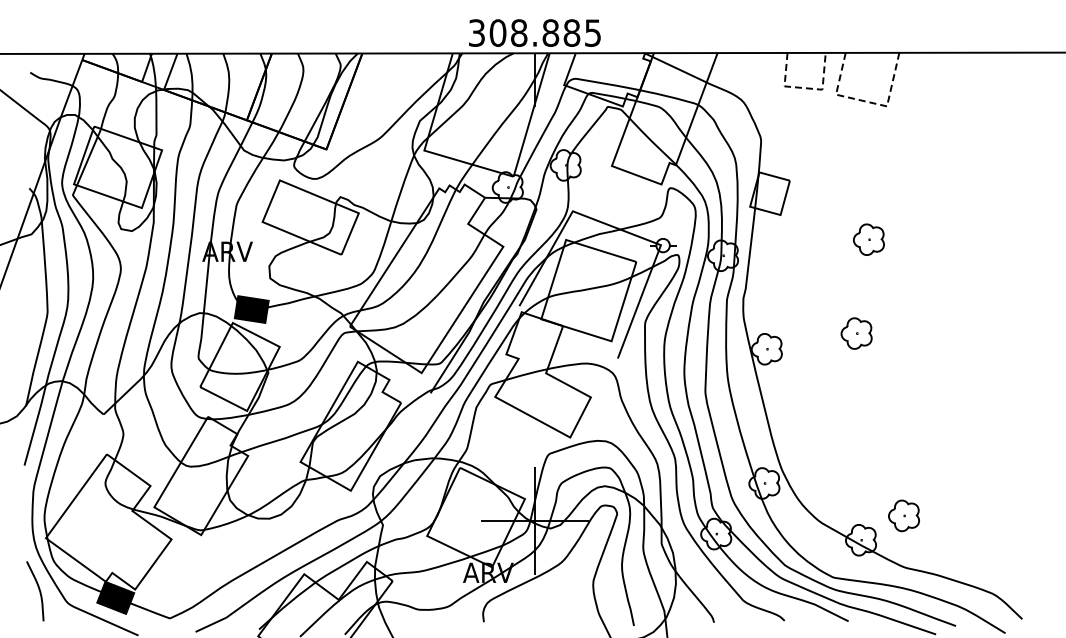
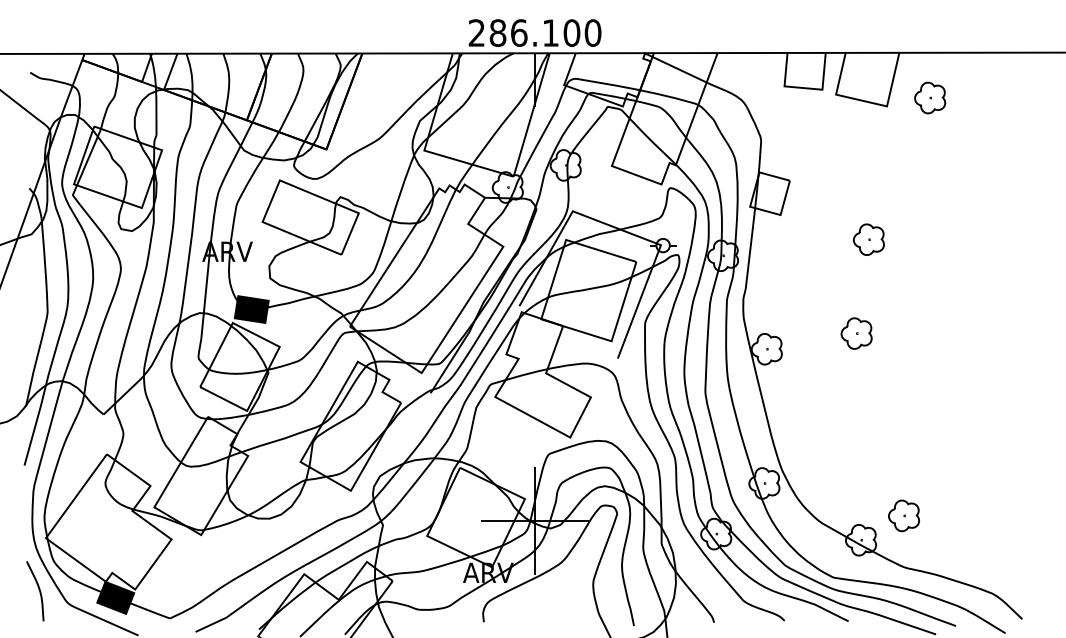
text: 308.885 -> 286.100 (534, 32)
line: dashed -> solid (804, 88)
part: none -> present (930, 97)
line: dashed -> solid (866, 101)
